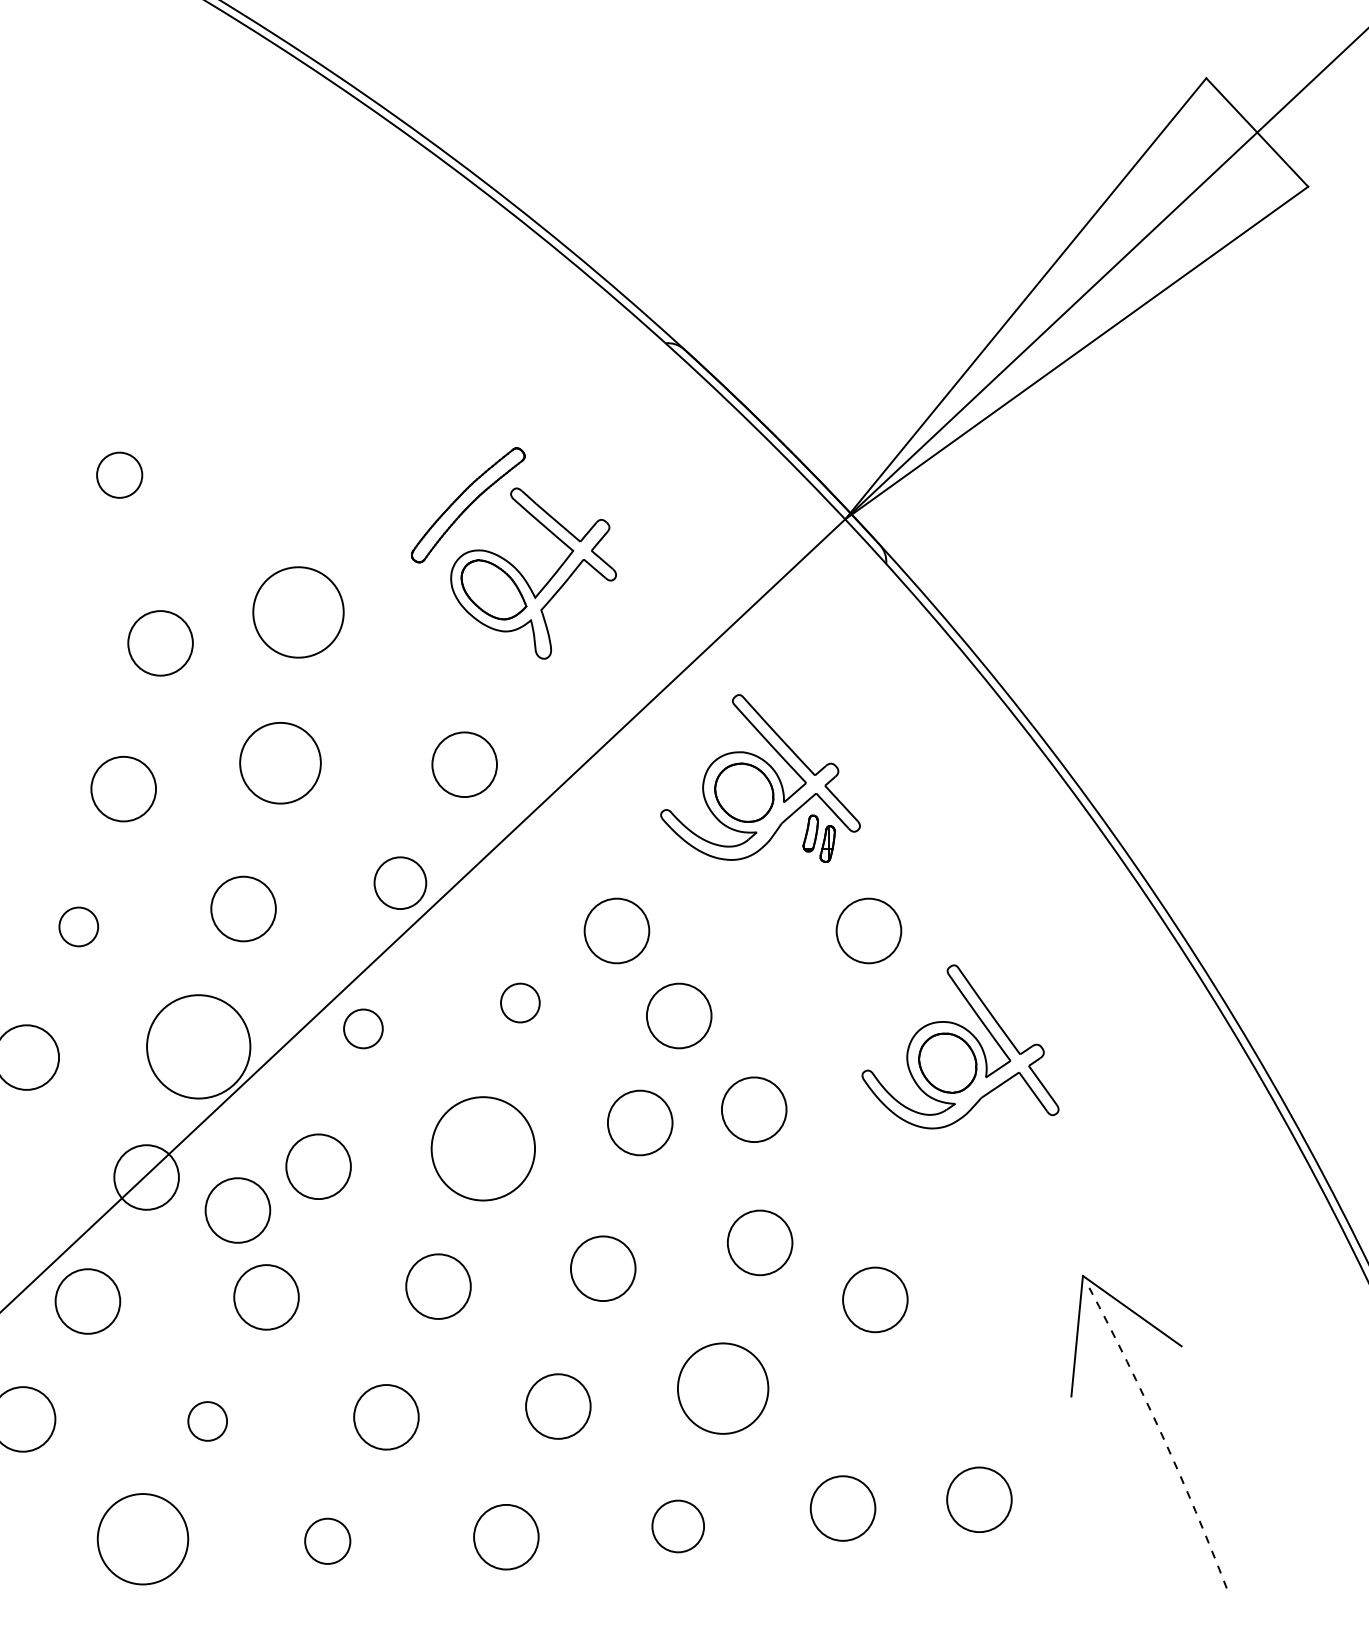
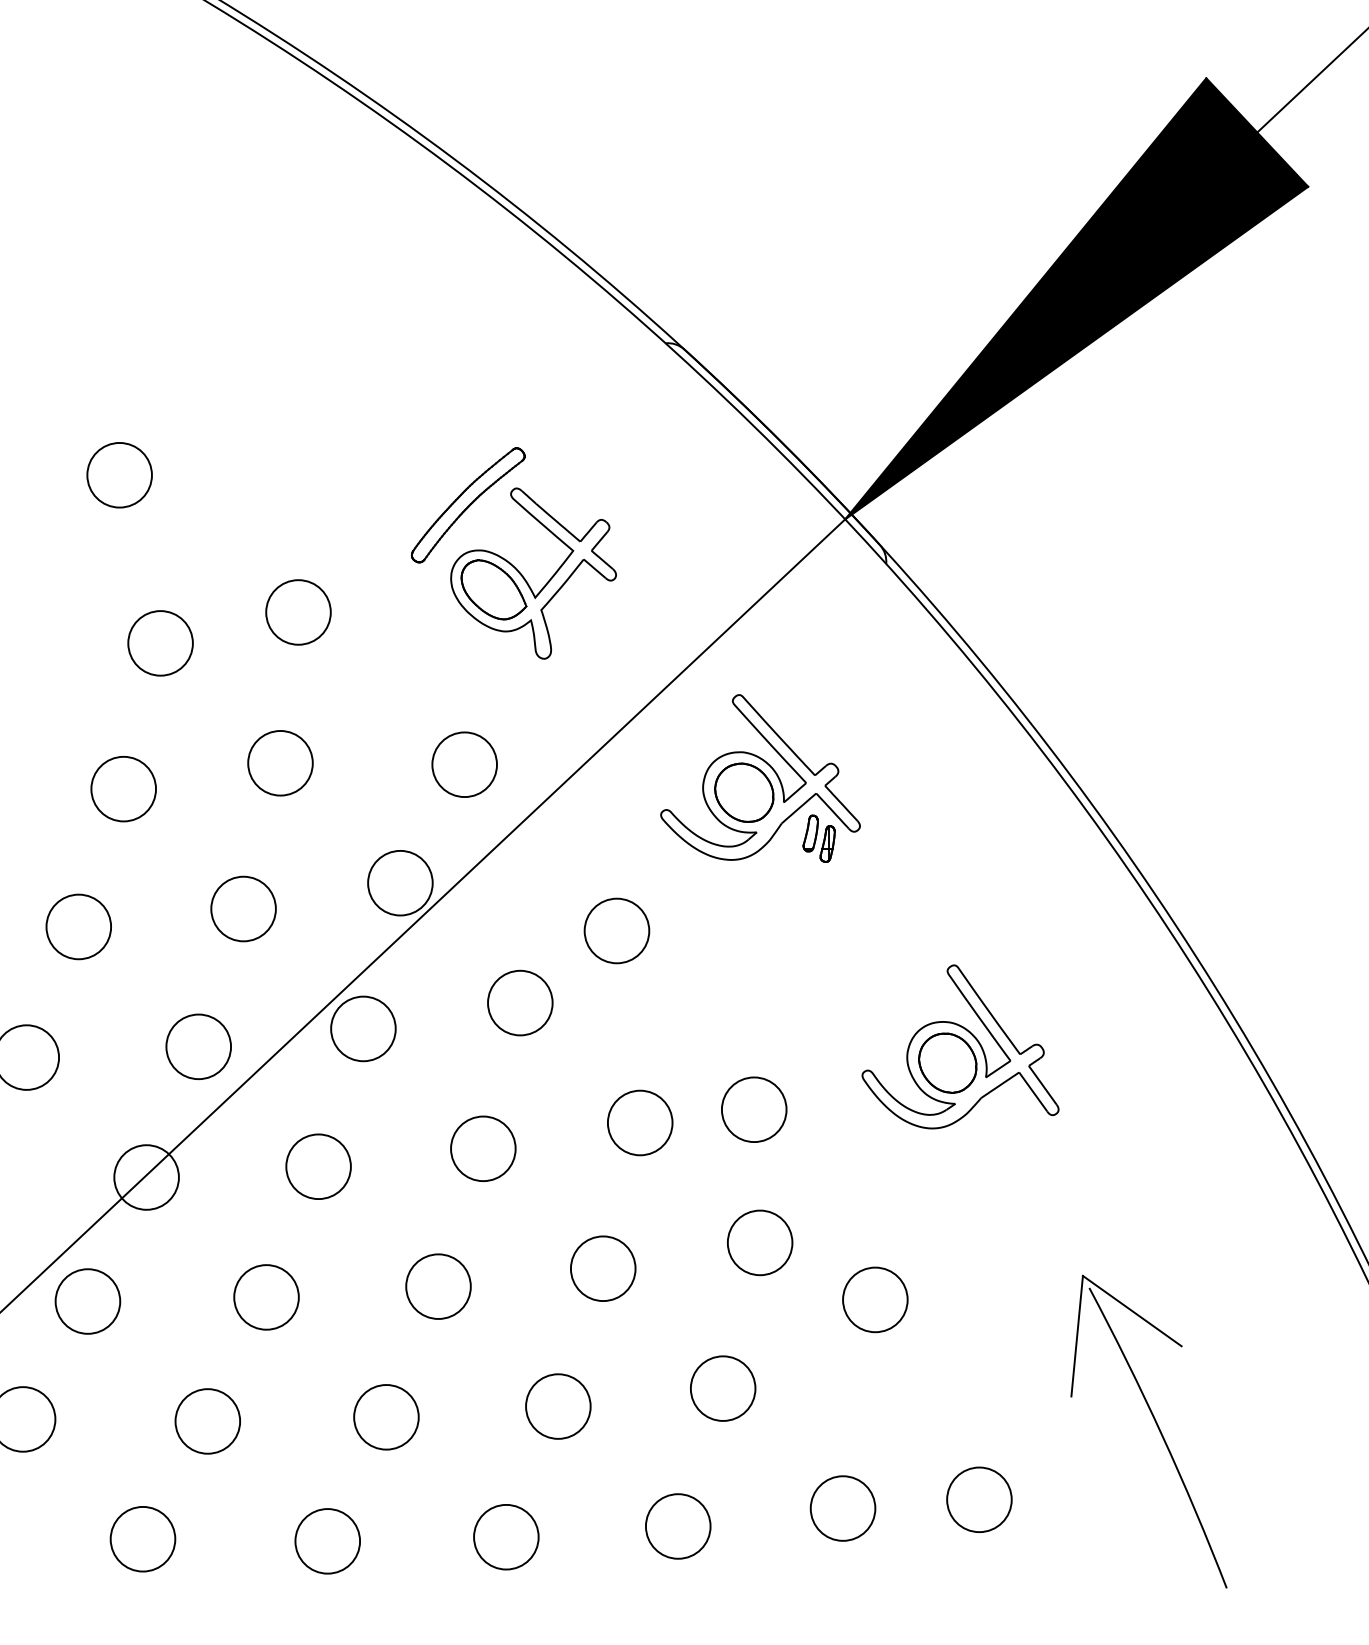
fill: none -> present (1076, 298)
circle diameter: 45 px -> 65 px (119, 474)
circle diameter: 90 px -> 65 px (298, 612)
circle size: 83x83 px -> 67x67 px (280, 763)
circle diameter: 52 px -> 65 px (400, 882)
circle diameter: 39 px -> 65 px (78, 926)
circle: present -> none (868, 930)
circle size: 41x42 px -> 67x68 px (520, 1002)
circle: present -> none (679, 1015)
circle diameter: 39 px -> 65 px (363, 1028)
circle diameter: 103 px -> 65 px (198, 1046)
circle diameter: 103 px -> 65 px (483, 1148)
circle: present -> none (237, 1210)
circle diameter: 90 px -> 65 px (722, 1388)
circle size: 41x41 px -> 67x67 px (207, 1421)
arc: dashed -> solid (1162, 1436)
circle diameter: 52 px -> 65 px (677, 1526)
circle diameter: 90 px -> 65 px (142, 1538)
circle diameter: 45 px -> 65 px (327, 1541)
